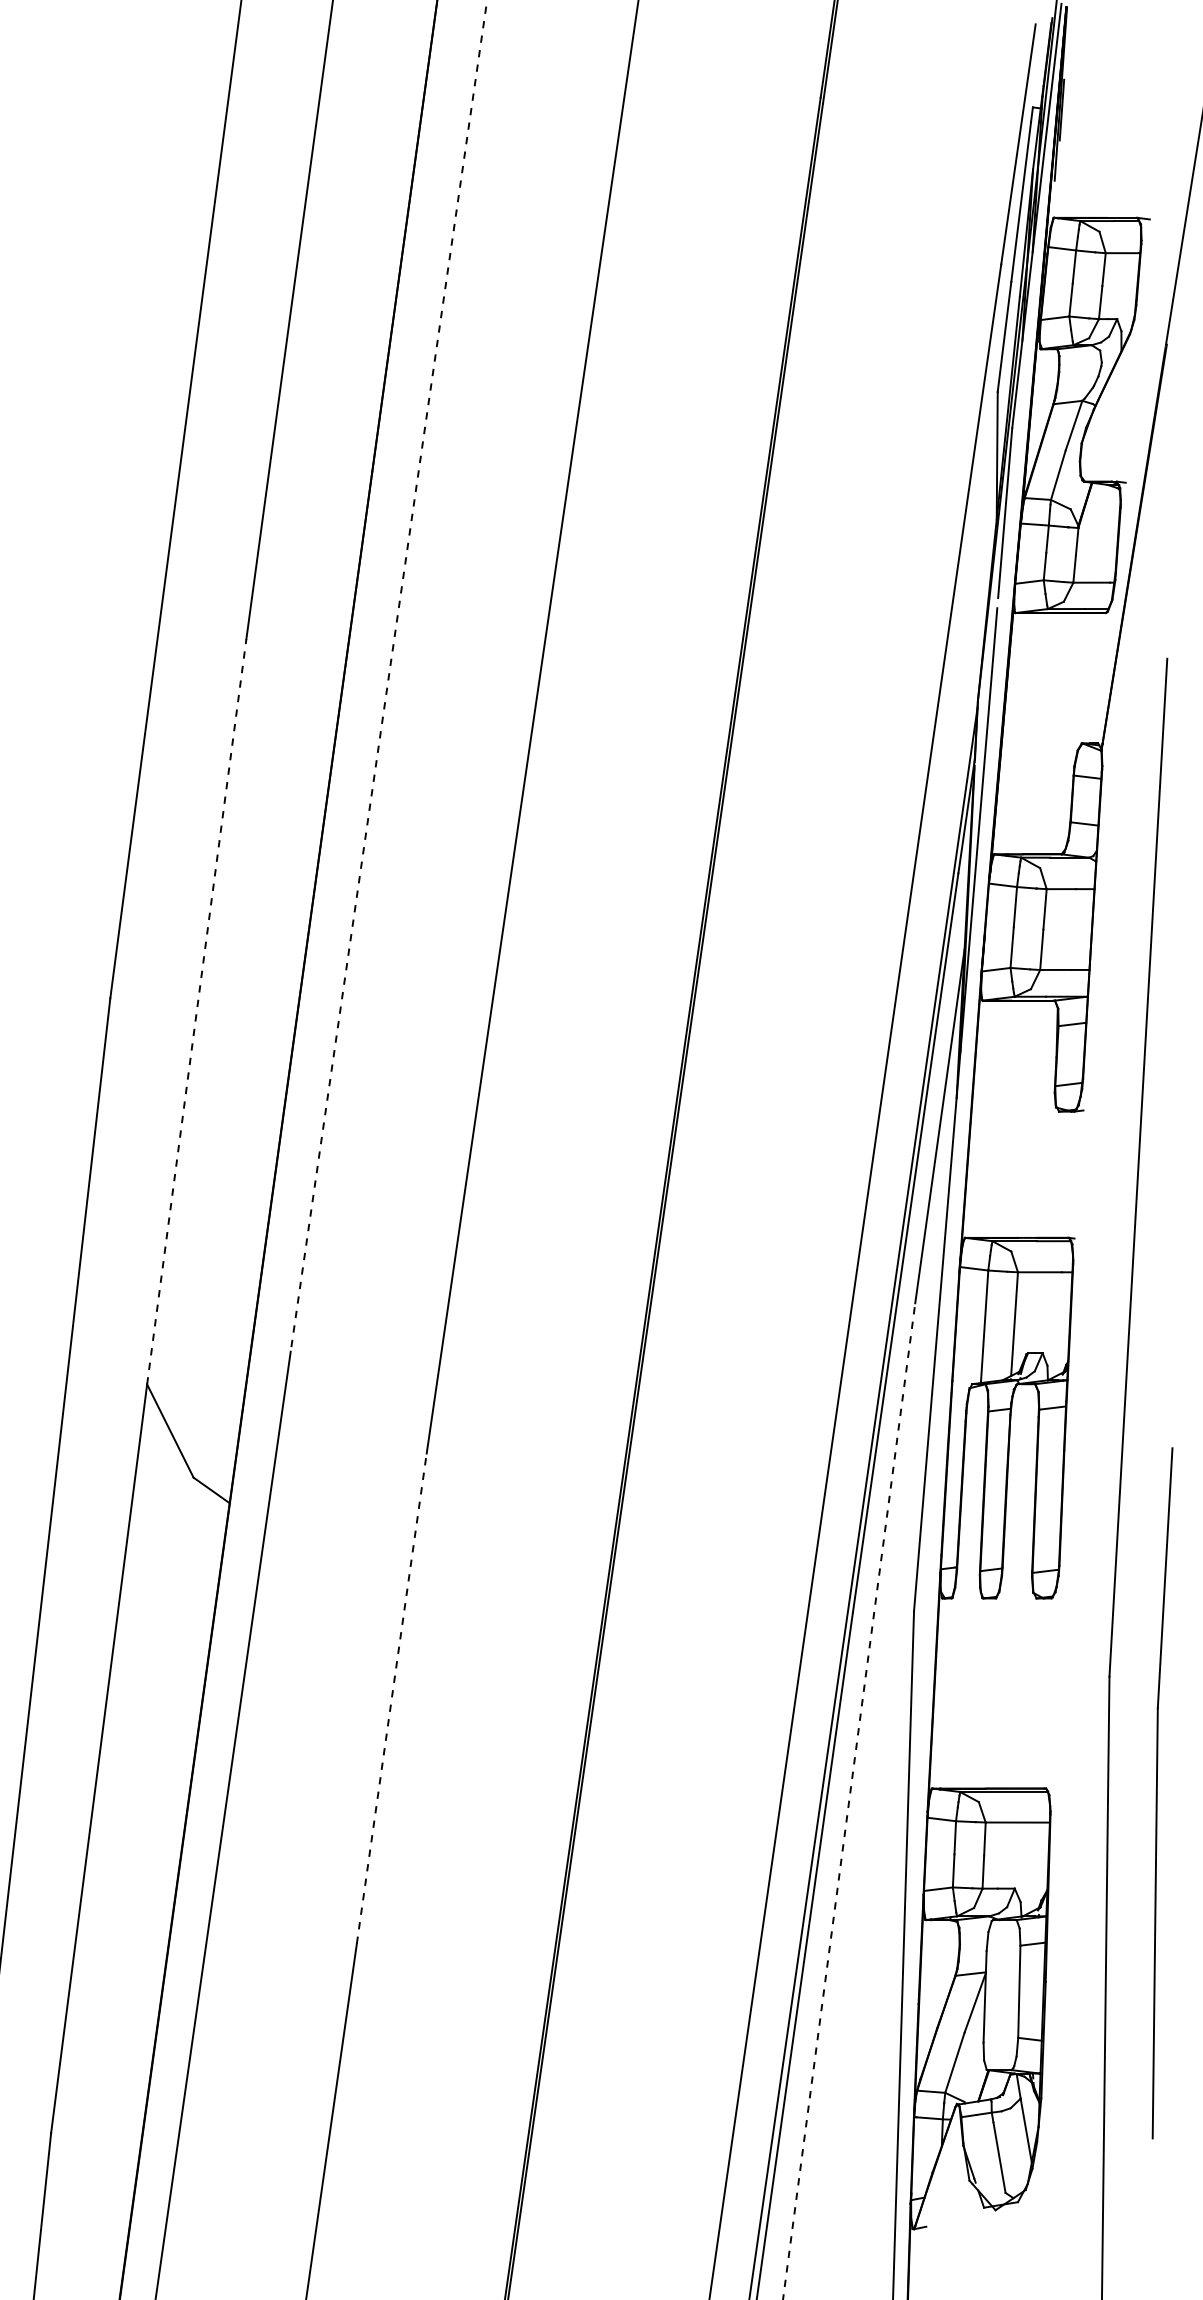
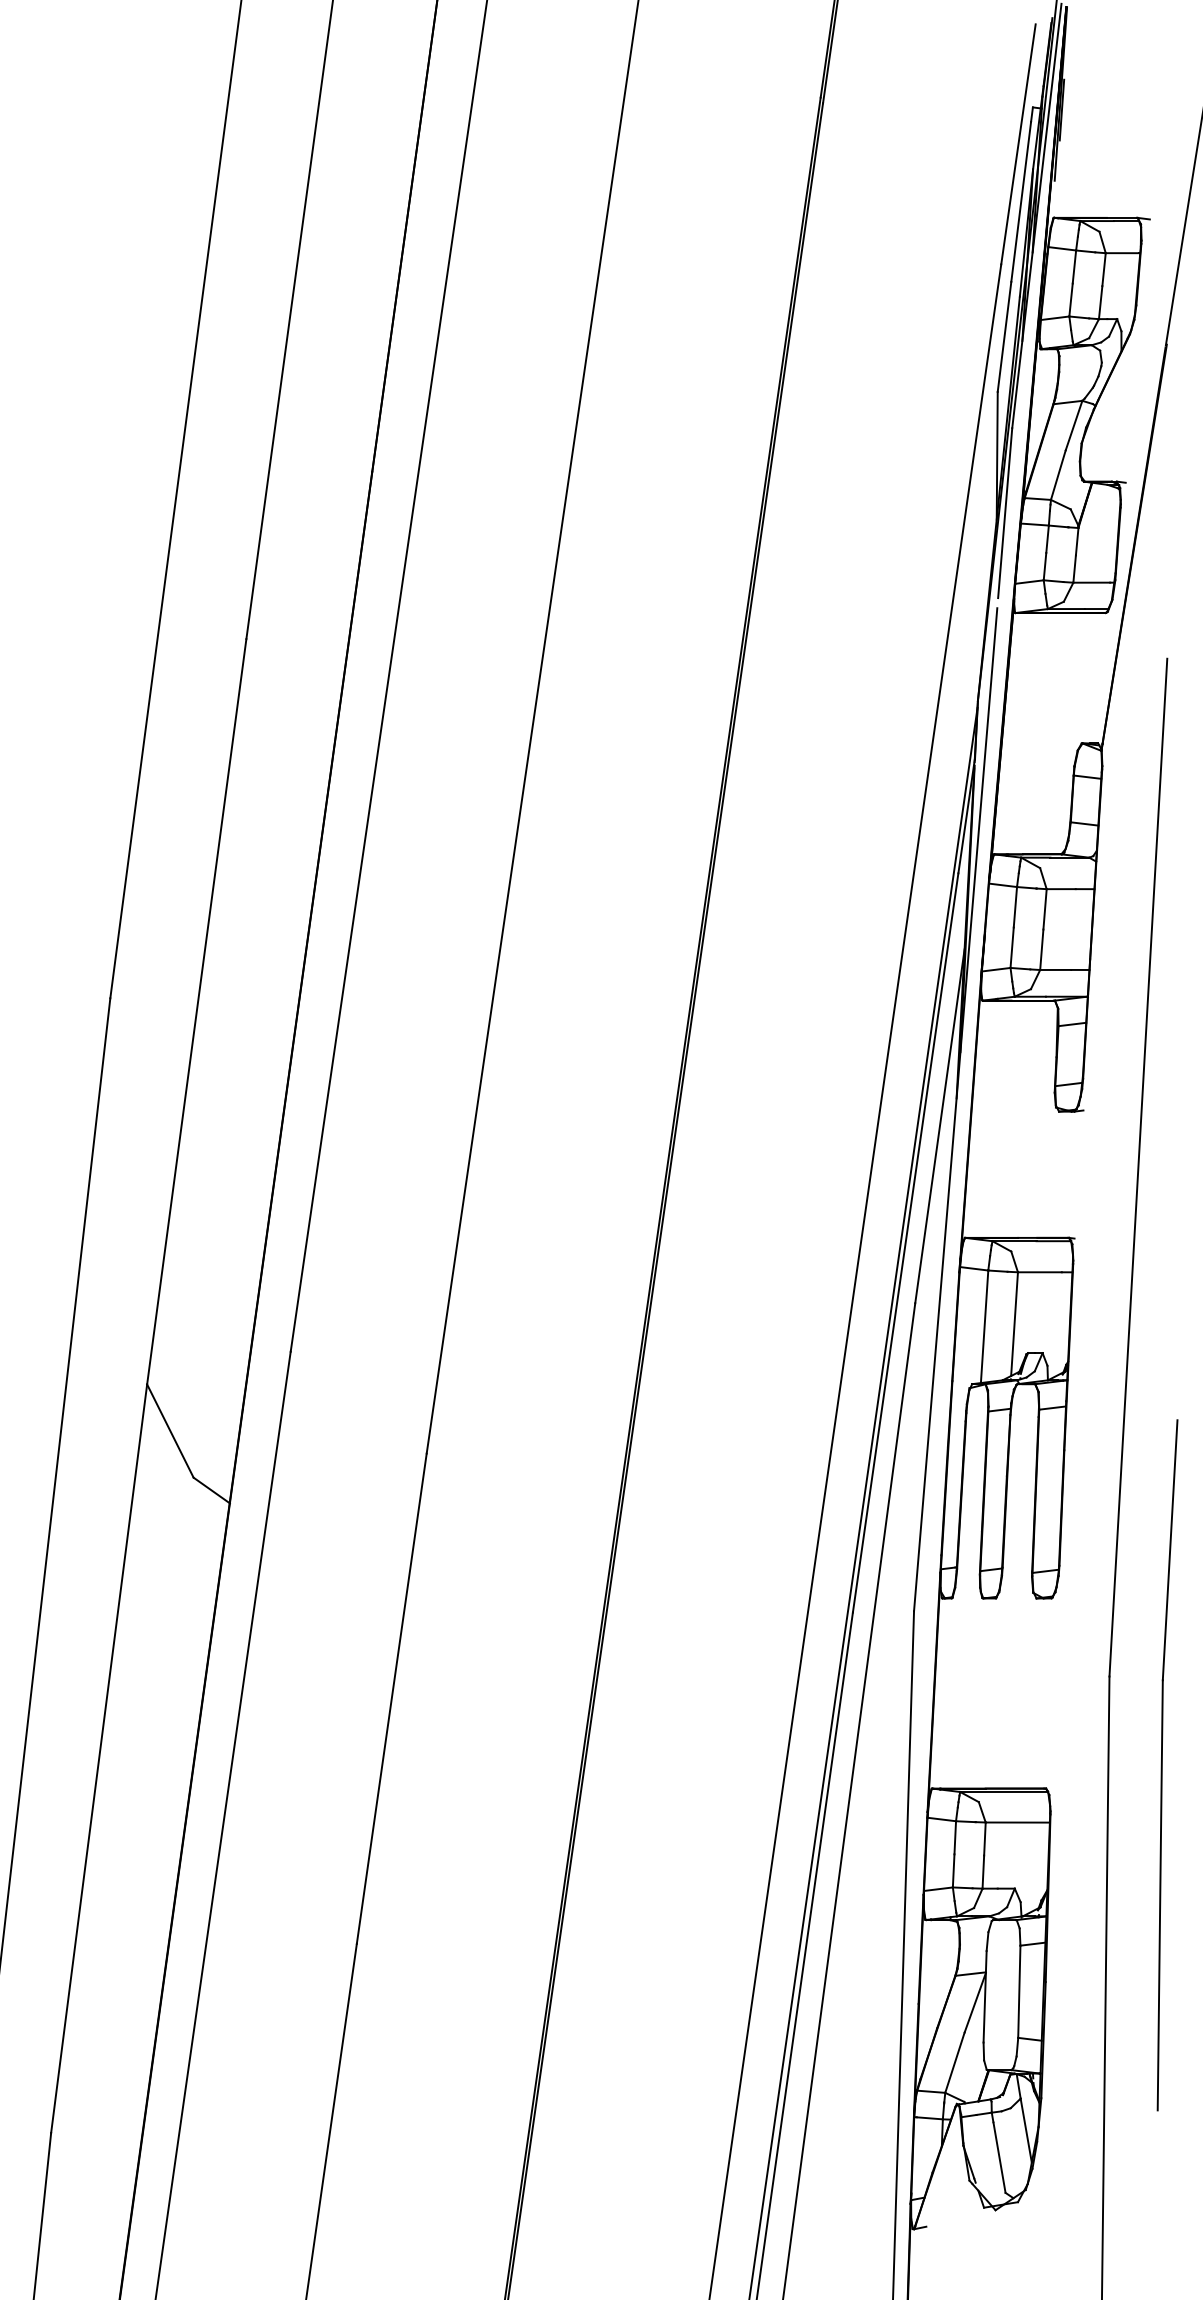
line: dashed -> solid (388, 676)
line: dashed -> solid (196, 1011)
line: dashed -> solid (391, 1698)
part position: (1162, 1793) -> (1167, 1765) (1167, 1765)
line: dashed -> solid (849, 1800)
